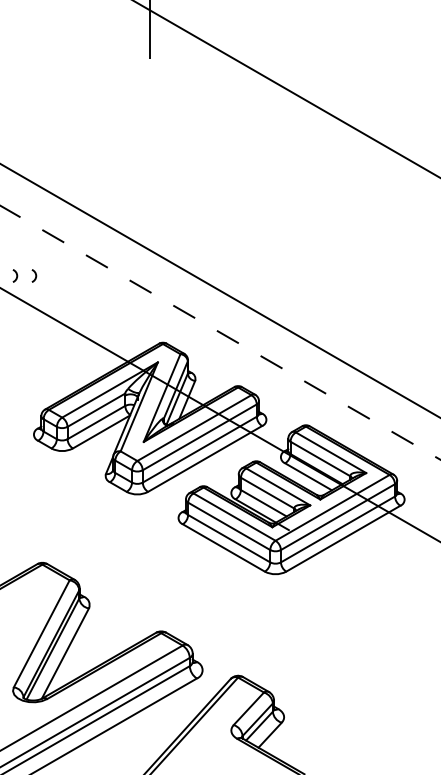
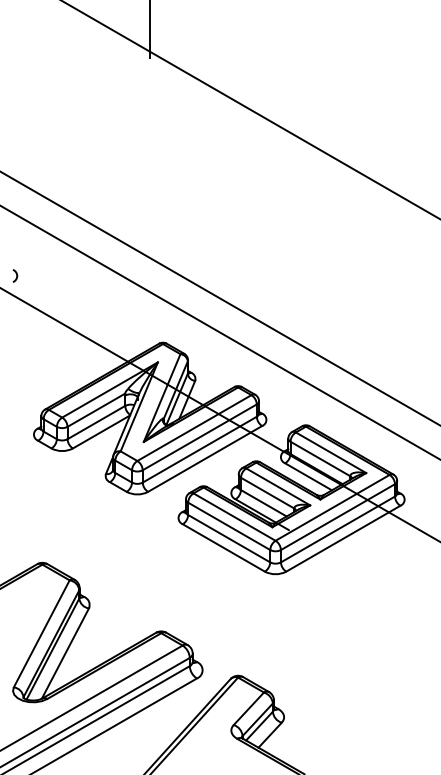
line position: (286, 89) -> (250, 109) (250, 109)
arc: present -> none (35, 275)
line position: (219, 290) -> (219, 298) (219, 298)
line: dashed -> solid (220, 332)
